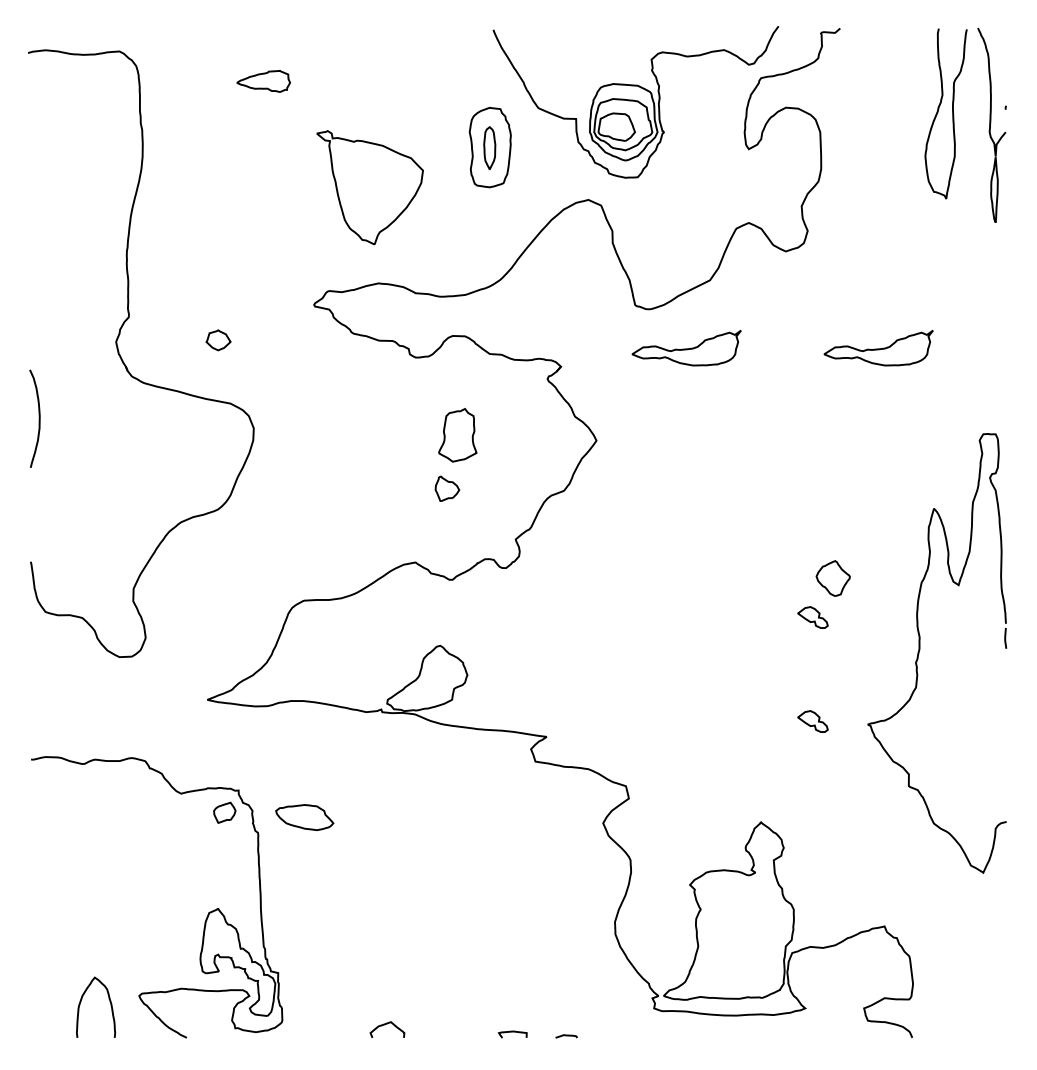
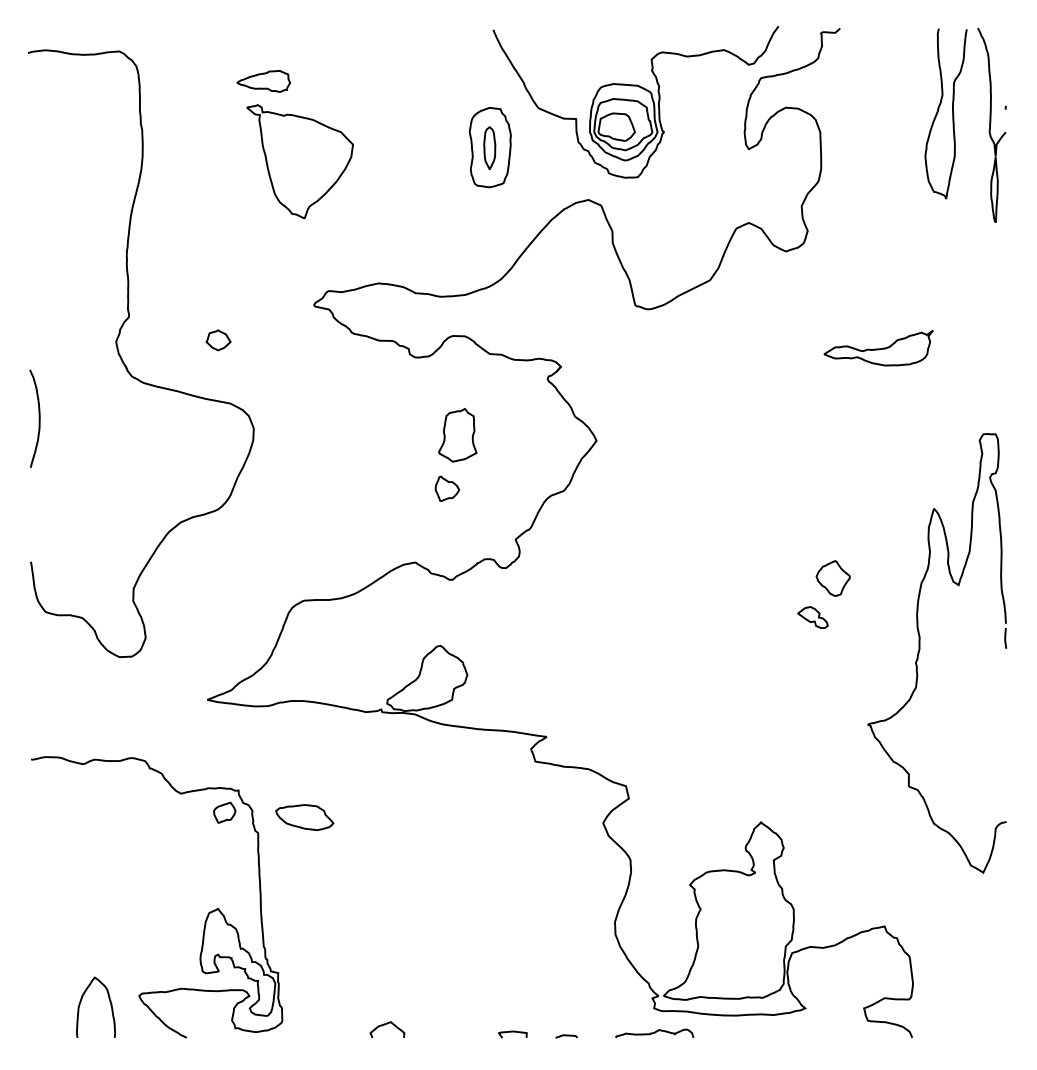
part position: (369, 187) -> (299, 161) (299, 161)
part: present -> none (686, 348)
part: present -> none (812, 721)
curve: none -> present (654, 1033)
